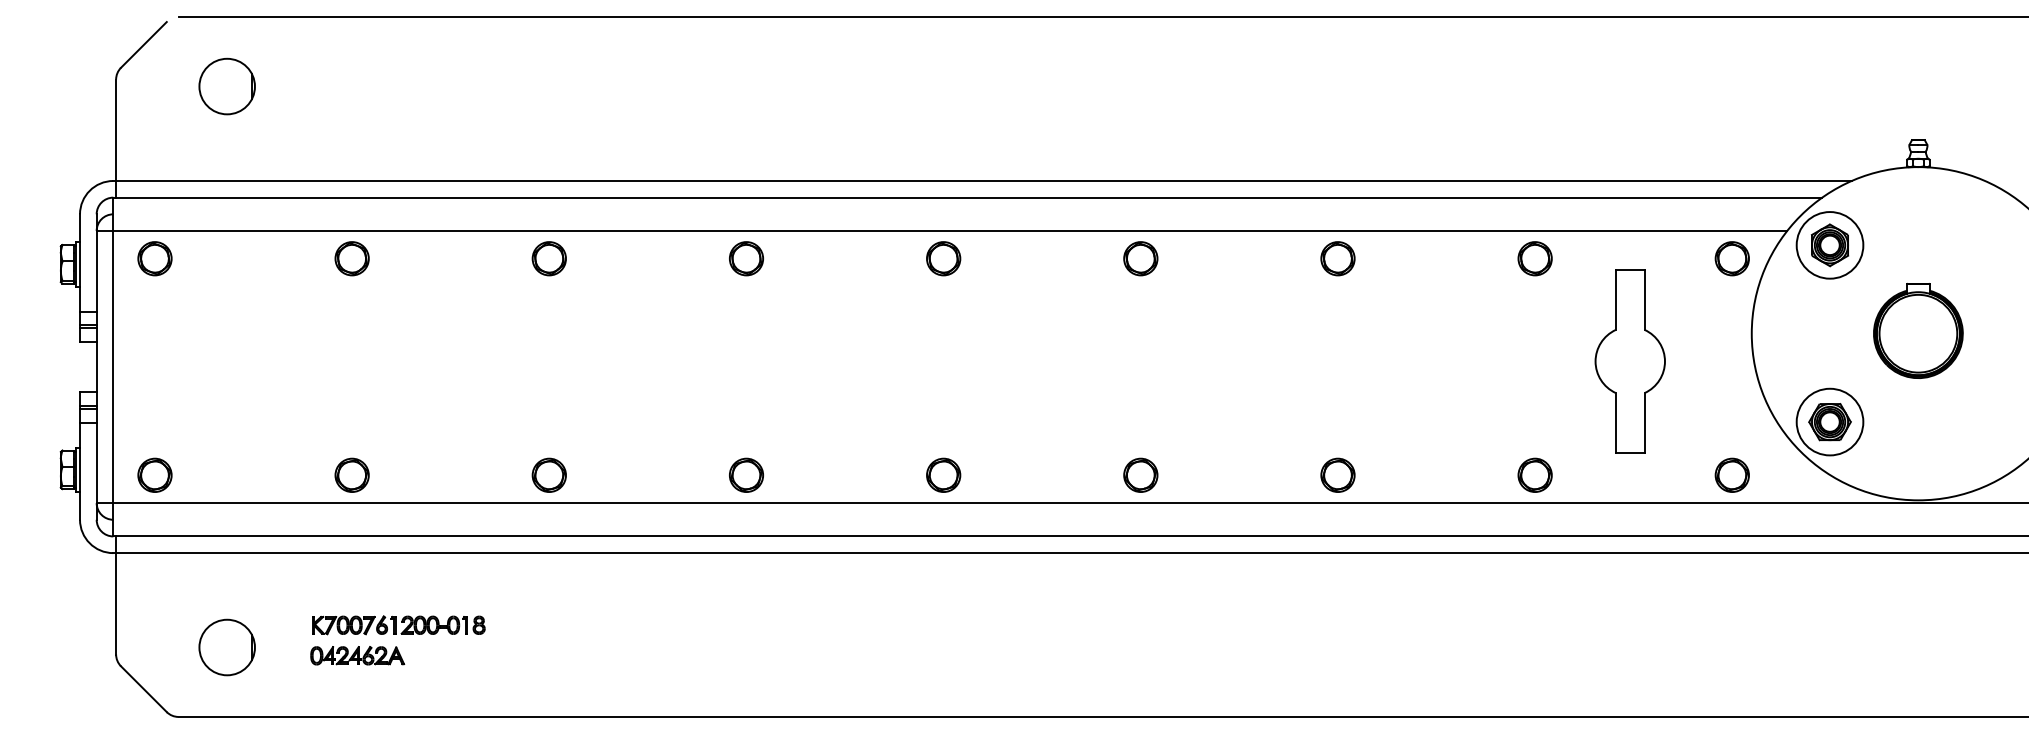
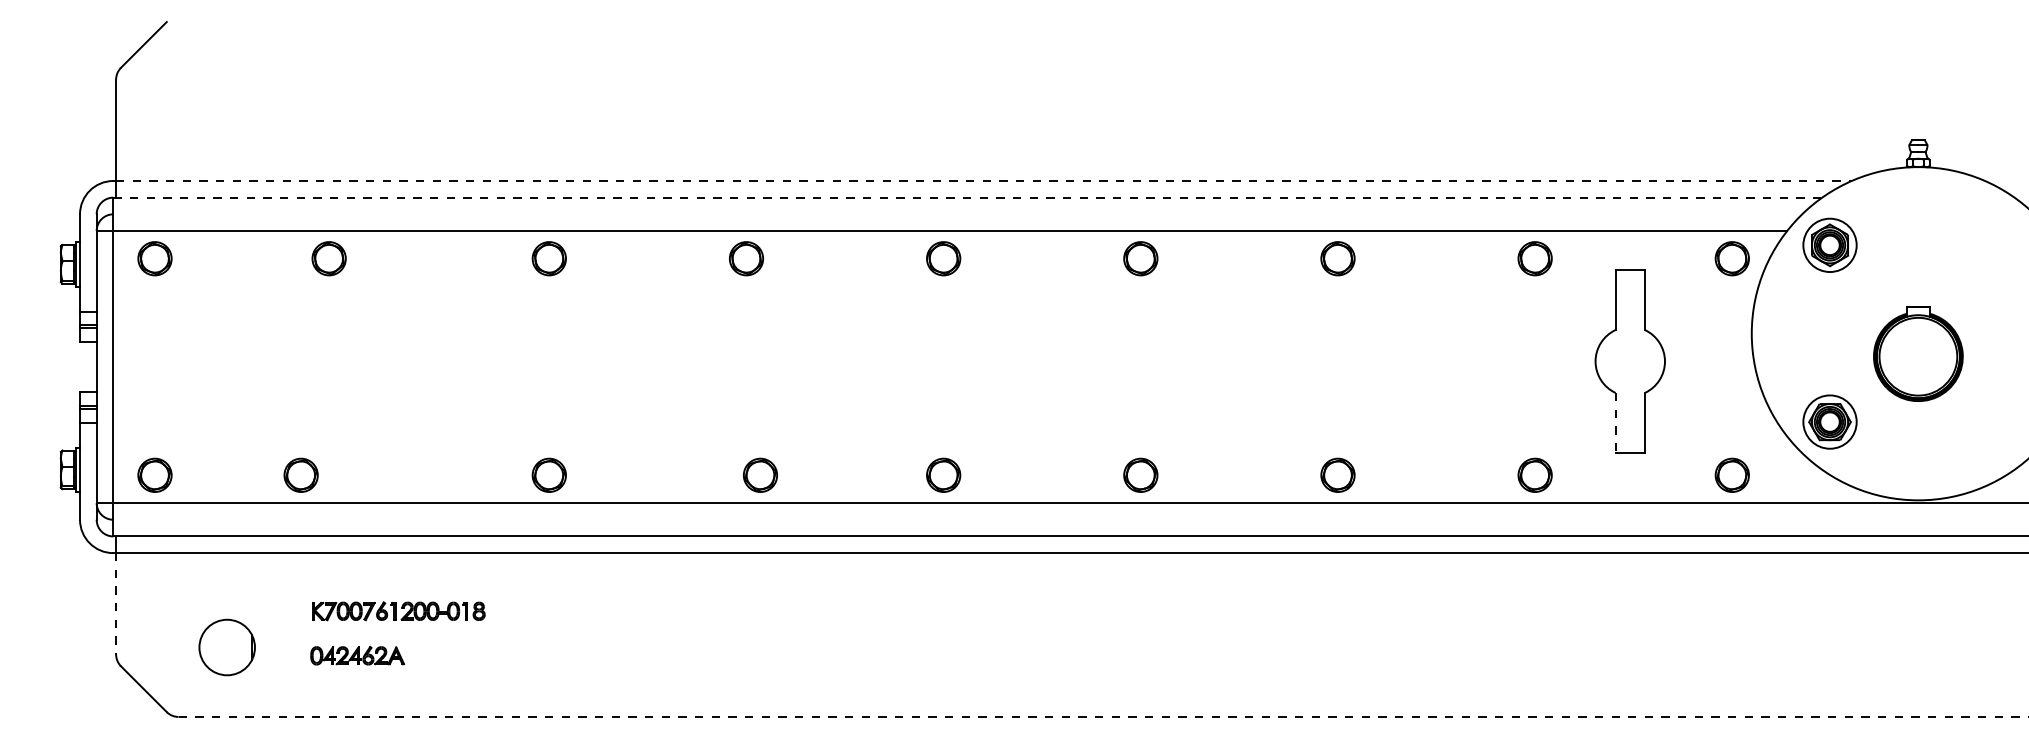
line: present -> none (1101, 17)
part: present -> none (226, 86)
line: solid -> dashed (983, 181)
line: solid -> dashed (968, 197)
circle diameter: 67 px -> 53 px (1829, 245)
part position: (351, 258) -> (328, 258) (328, 258)
part position: (1918, 330) -> (1918, 353) (1918, 353)
circle diameter: 67 px -> 53 px (1829, 421)
line: solid -> dashed (1615, 423)
part position: (351, 474) -> (300, 474) (300, 474)
part position: (746, 474) -> (760, 474) (760, 474)
line: solid -> dashed (116, 603)
part position: (398, 625) -> (398, 611) (398, 611)
line: solid -> dashed (1103, 716)
